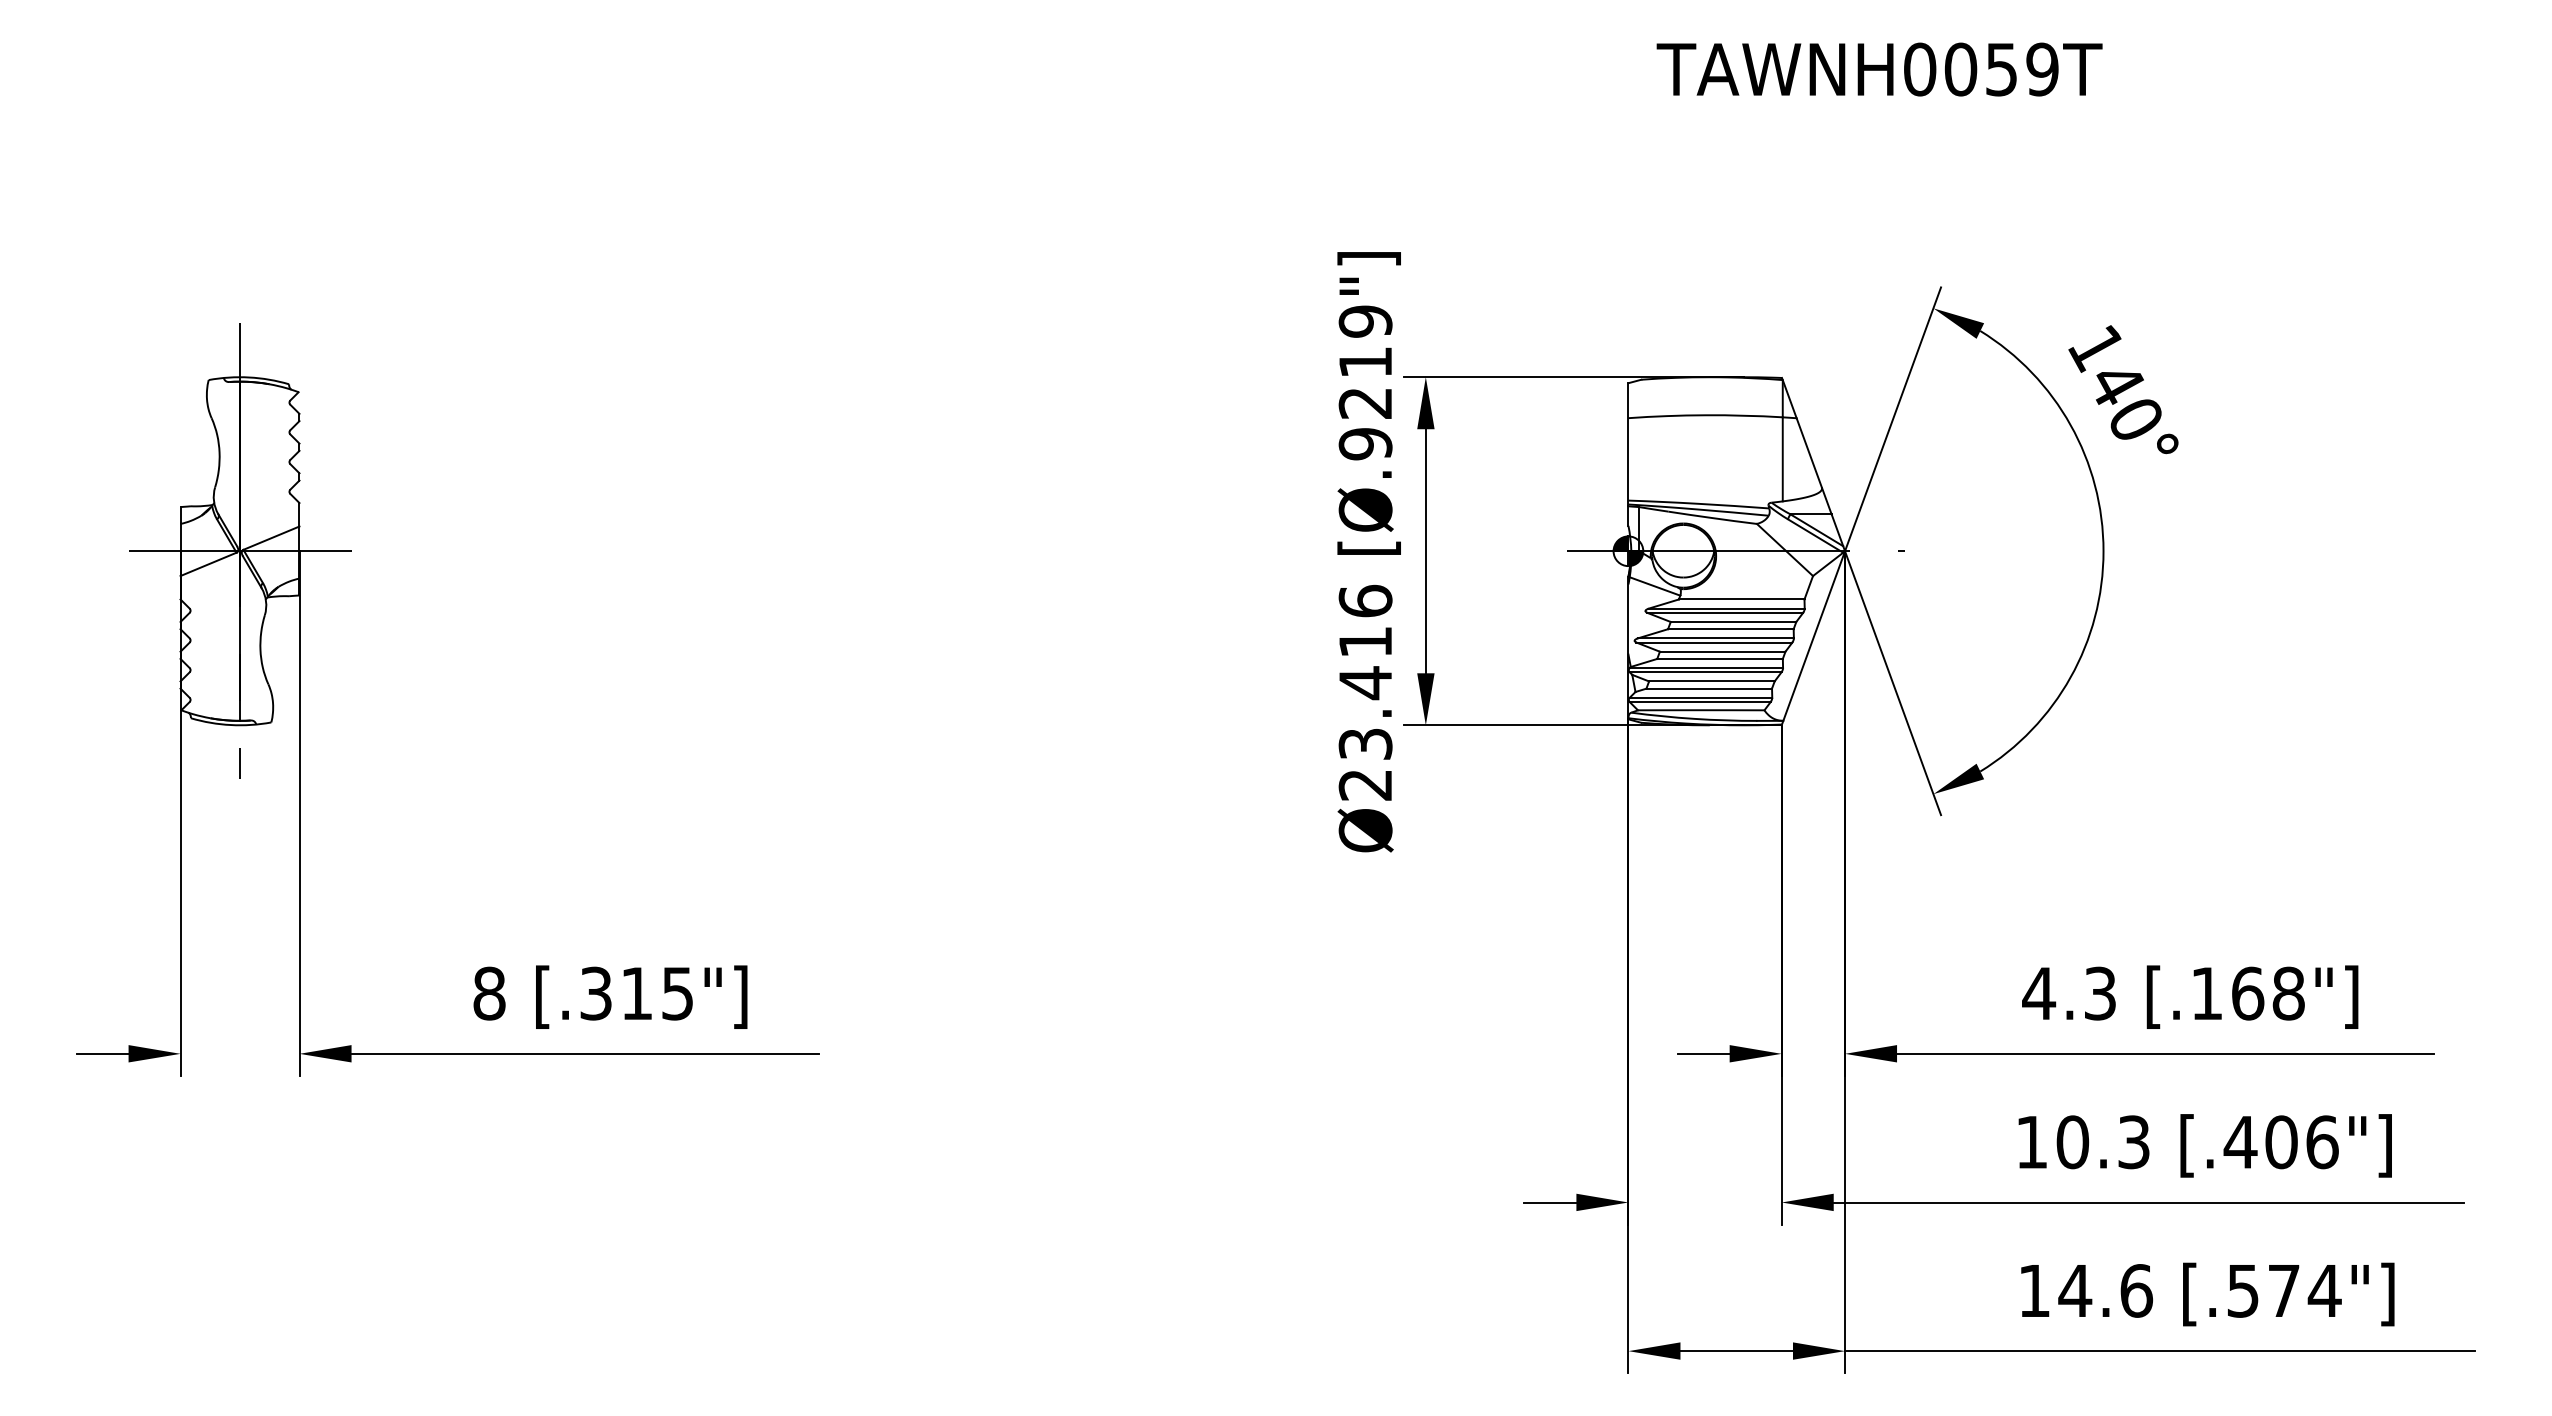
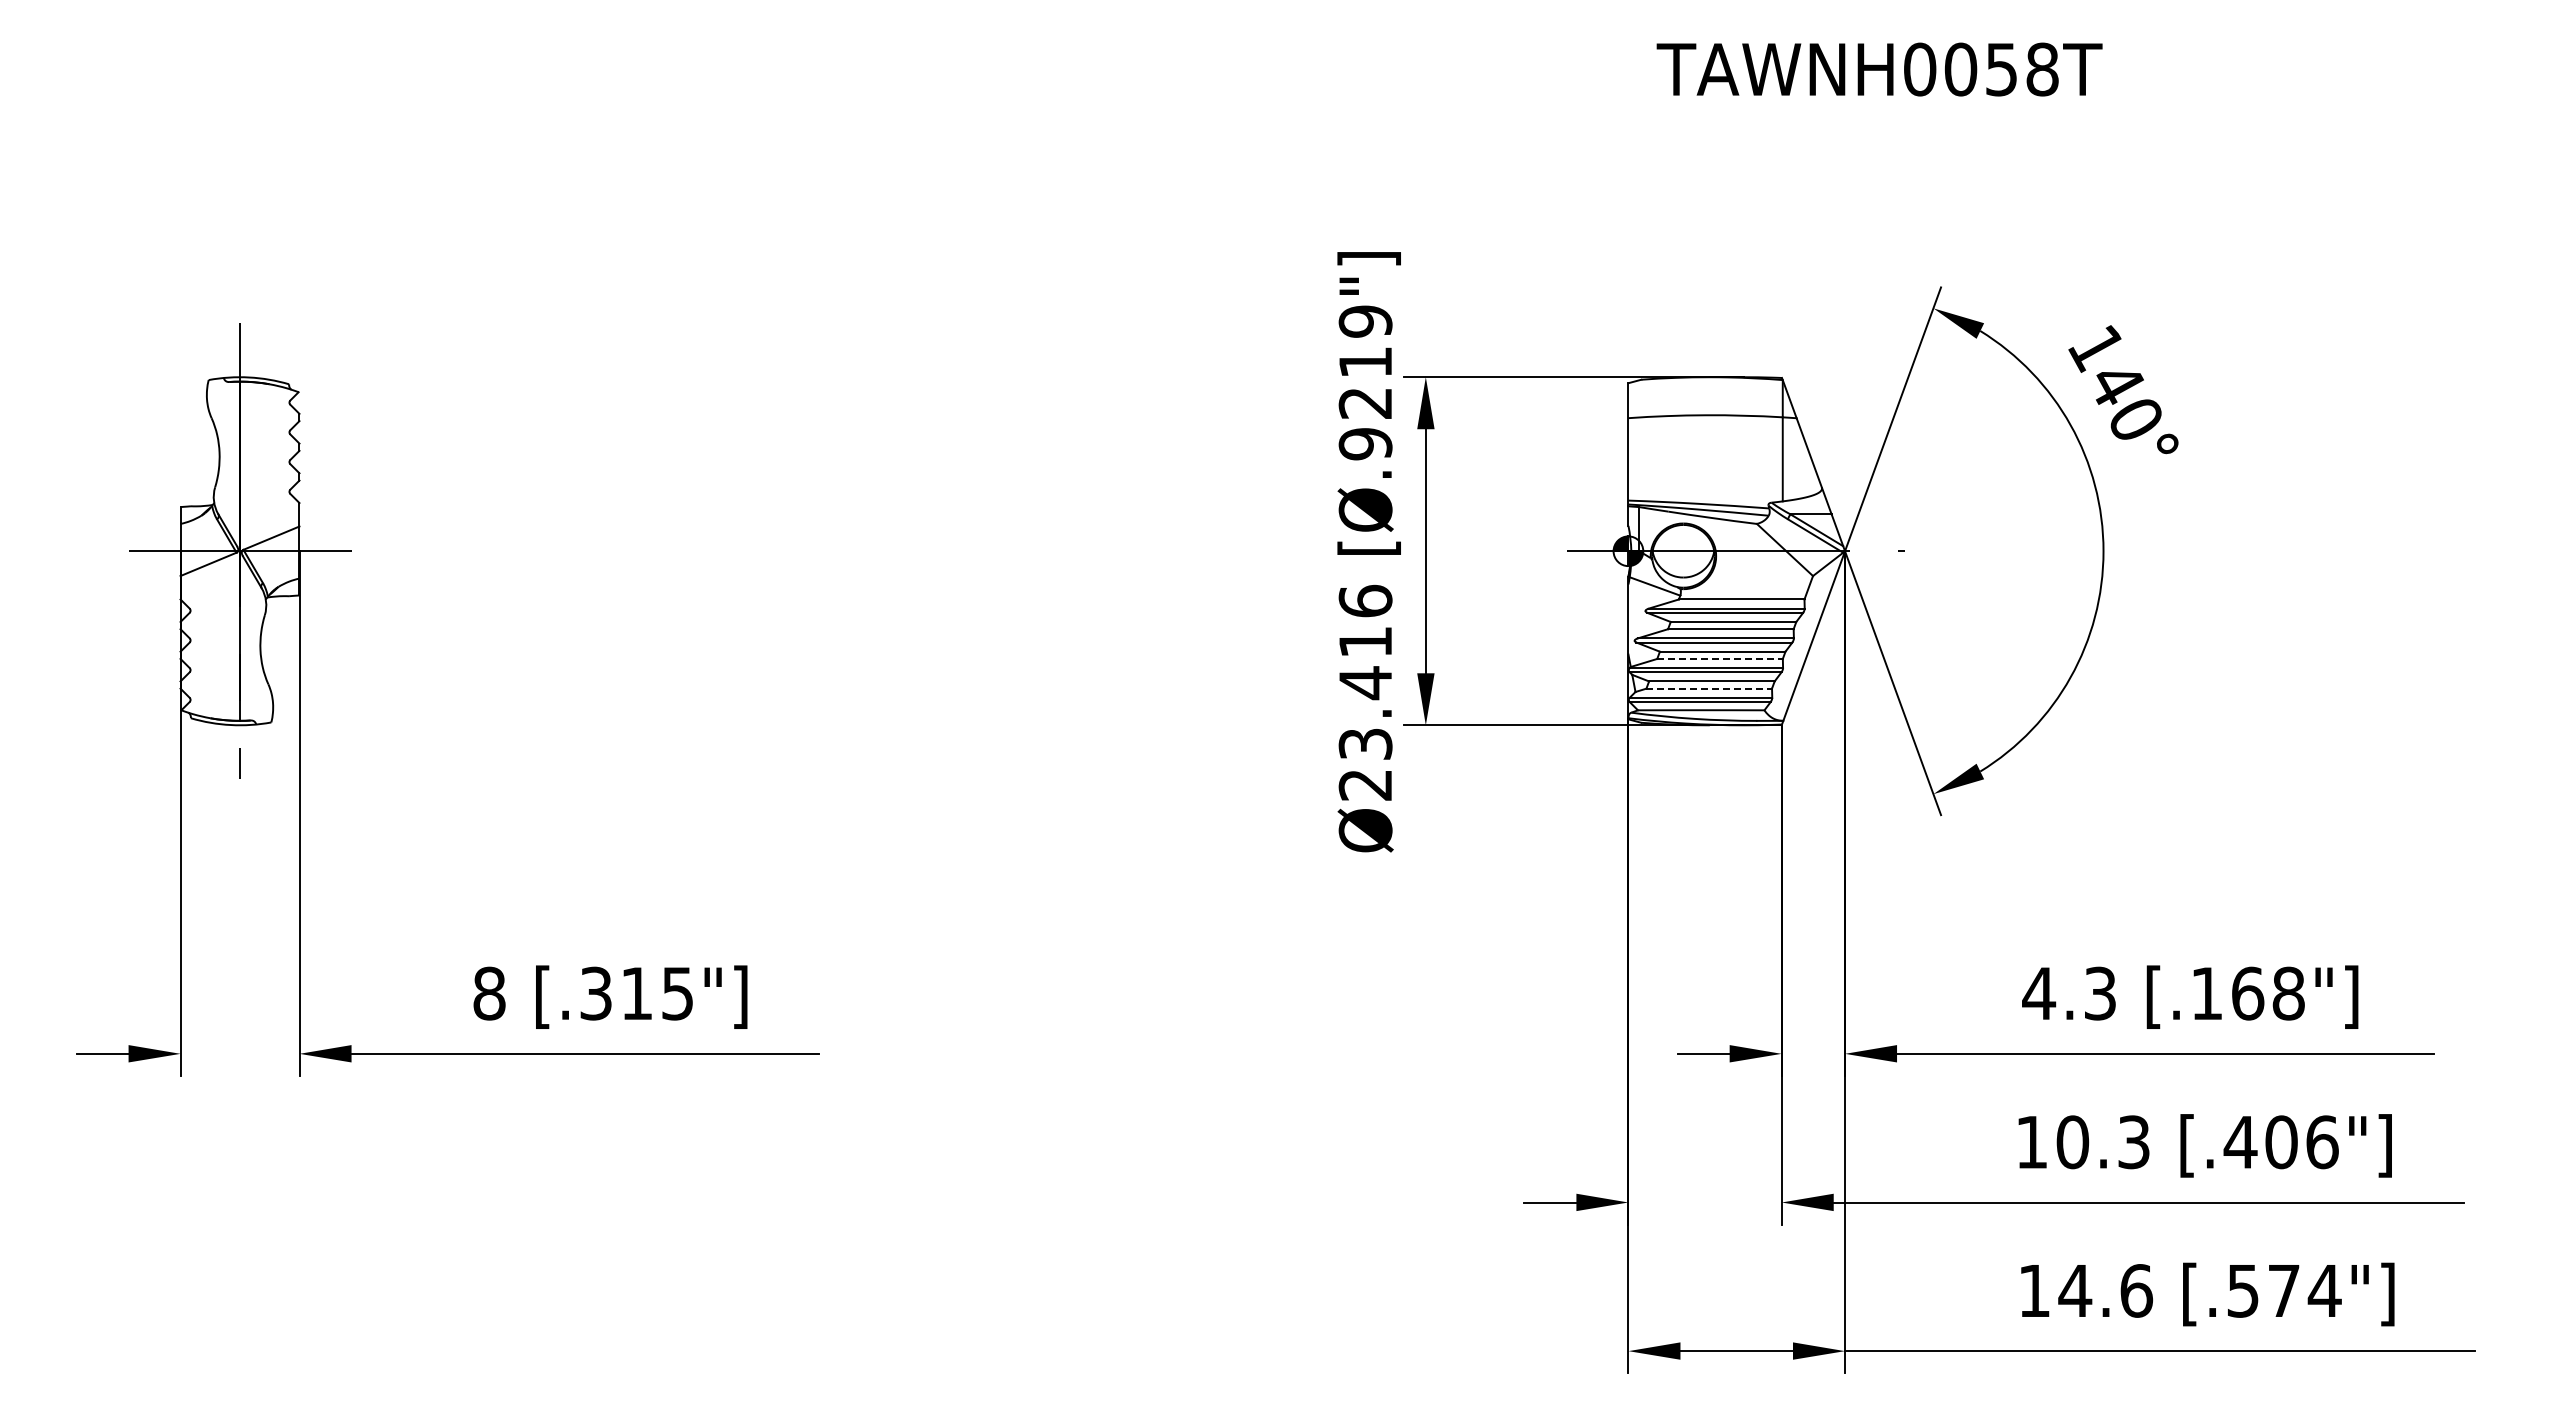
text: TAWNH0059T -> TAWNH0058T (2042, 69)
line: solid -> dashed (1720, 658)
line: solid -> dashed (1709, 688)
